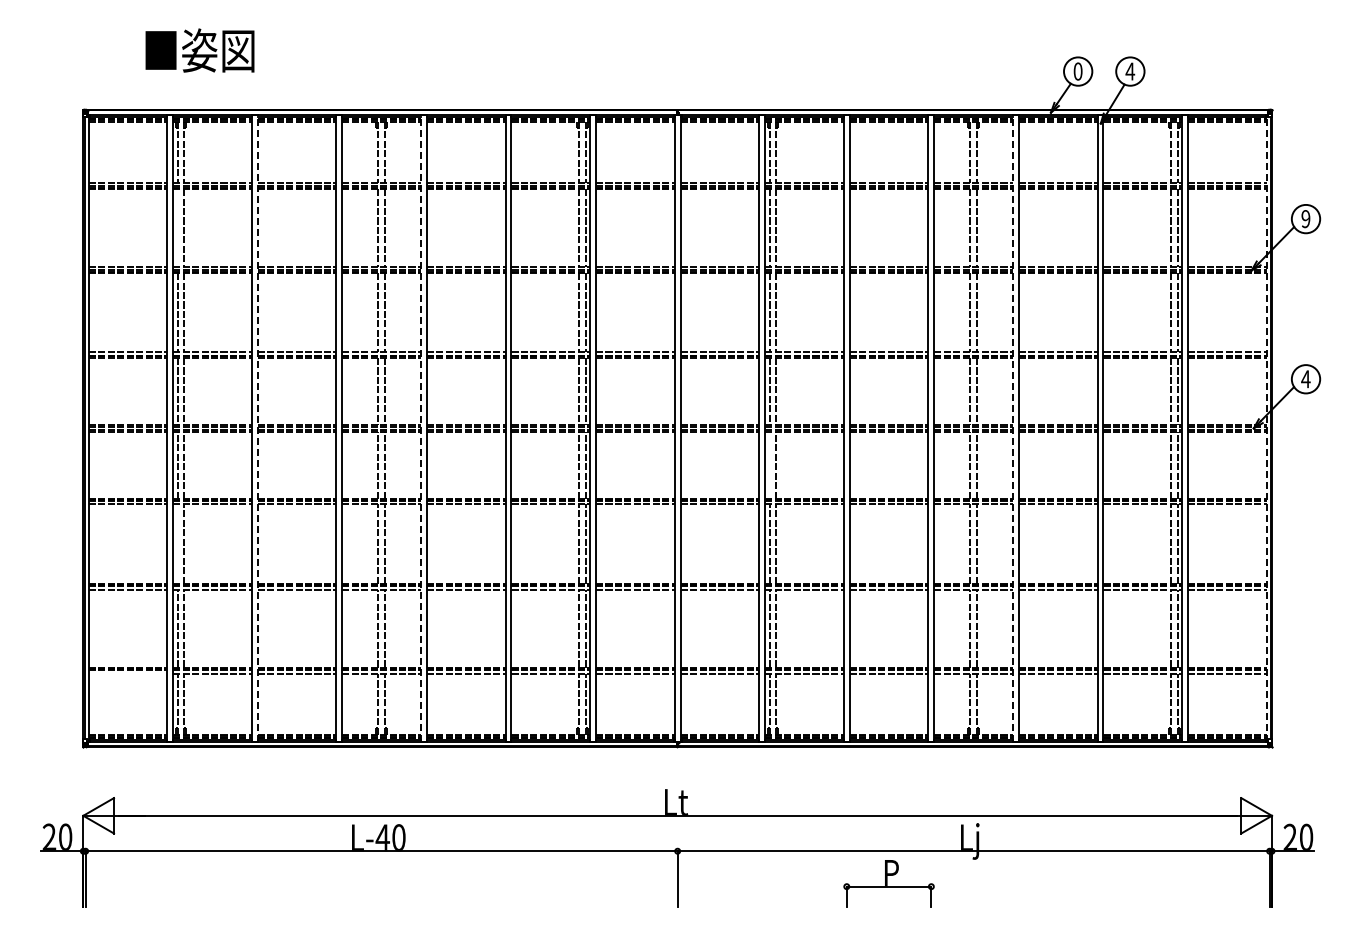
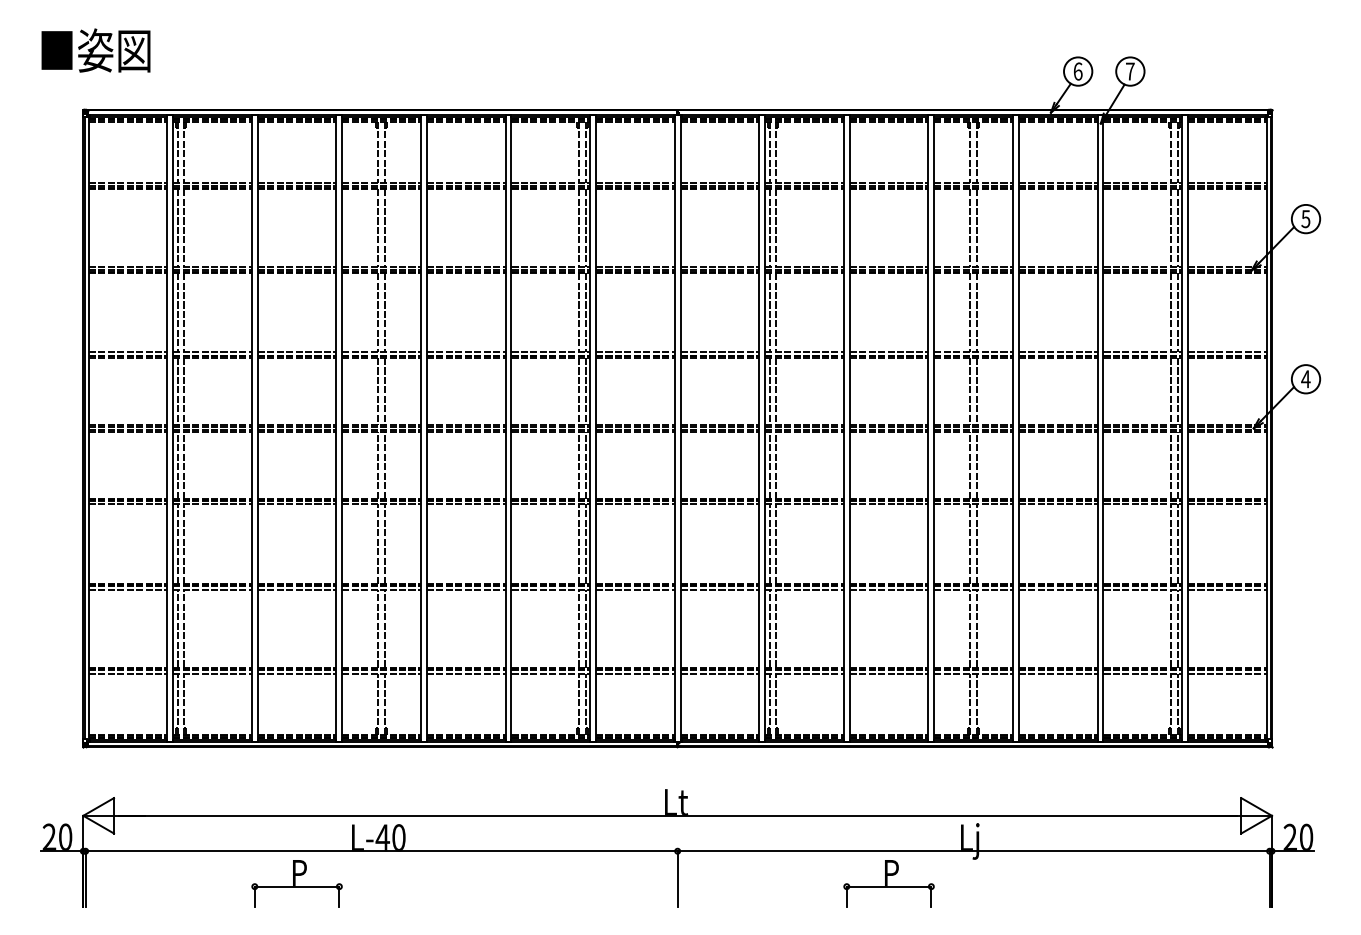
text position: (199, 50) -> (95, 50) (95, 50)
text: 0 -> 6 (1077, 71)
text: 4 -> 7 (1130, 71)
text: 9 -> 5 (1305, 219)
line: none -> present (177, 228)
line: dashed -> solid (257, 427)
line: dashed -> solid (421, 427)
line: dashed -> solid (1012, 427)
line: dashed -> solid (1266, 427)
line: none -> present (769, 464)
line: none -> present (177, 543)
line: none -> present (127, 673)
part: none -> present (296, 883)
